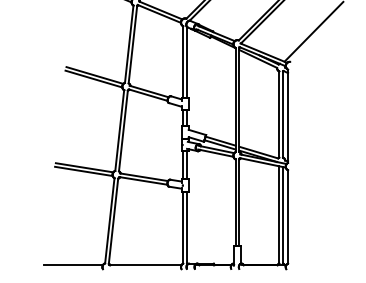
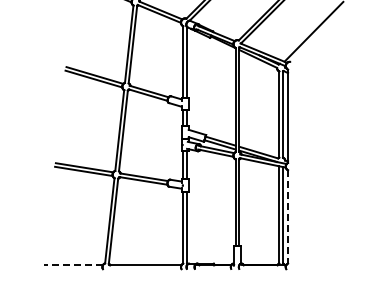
line: solid -> dashed (288, 216)
line: solid -> dashed (72, 265)
